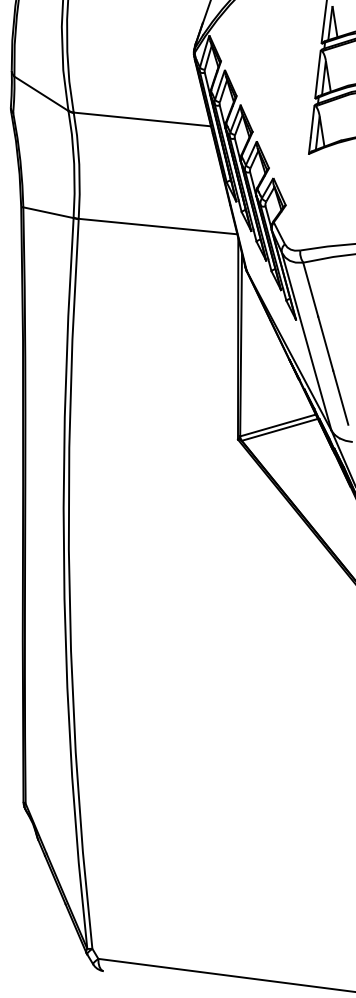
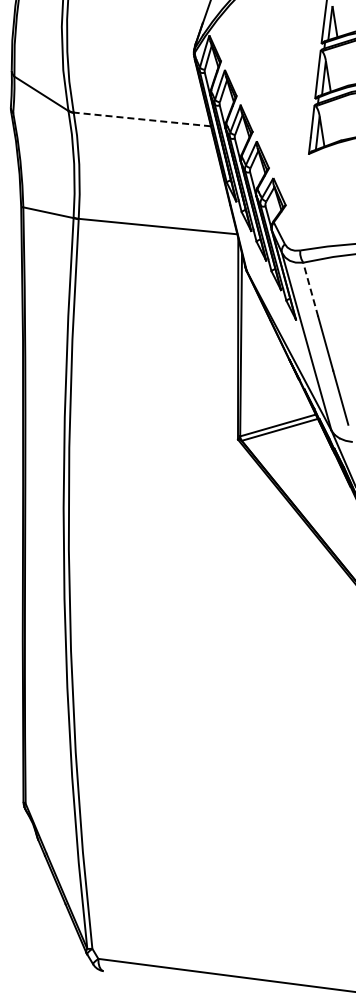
line: solid -> dashed (142, 119)
line: solid -> dashed (310, 289)
